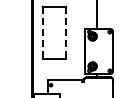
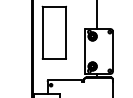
line: dashed -> solid (42, 32)
line: dashed -> solid (66, 32)
